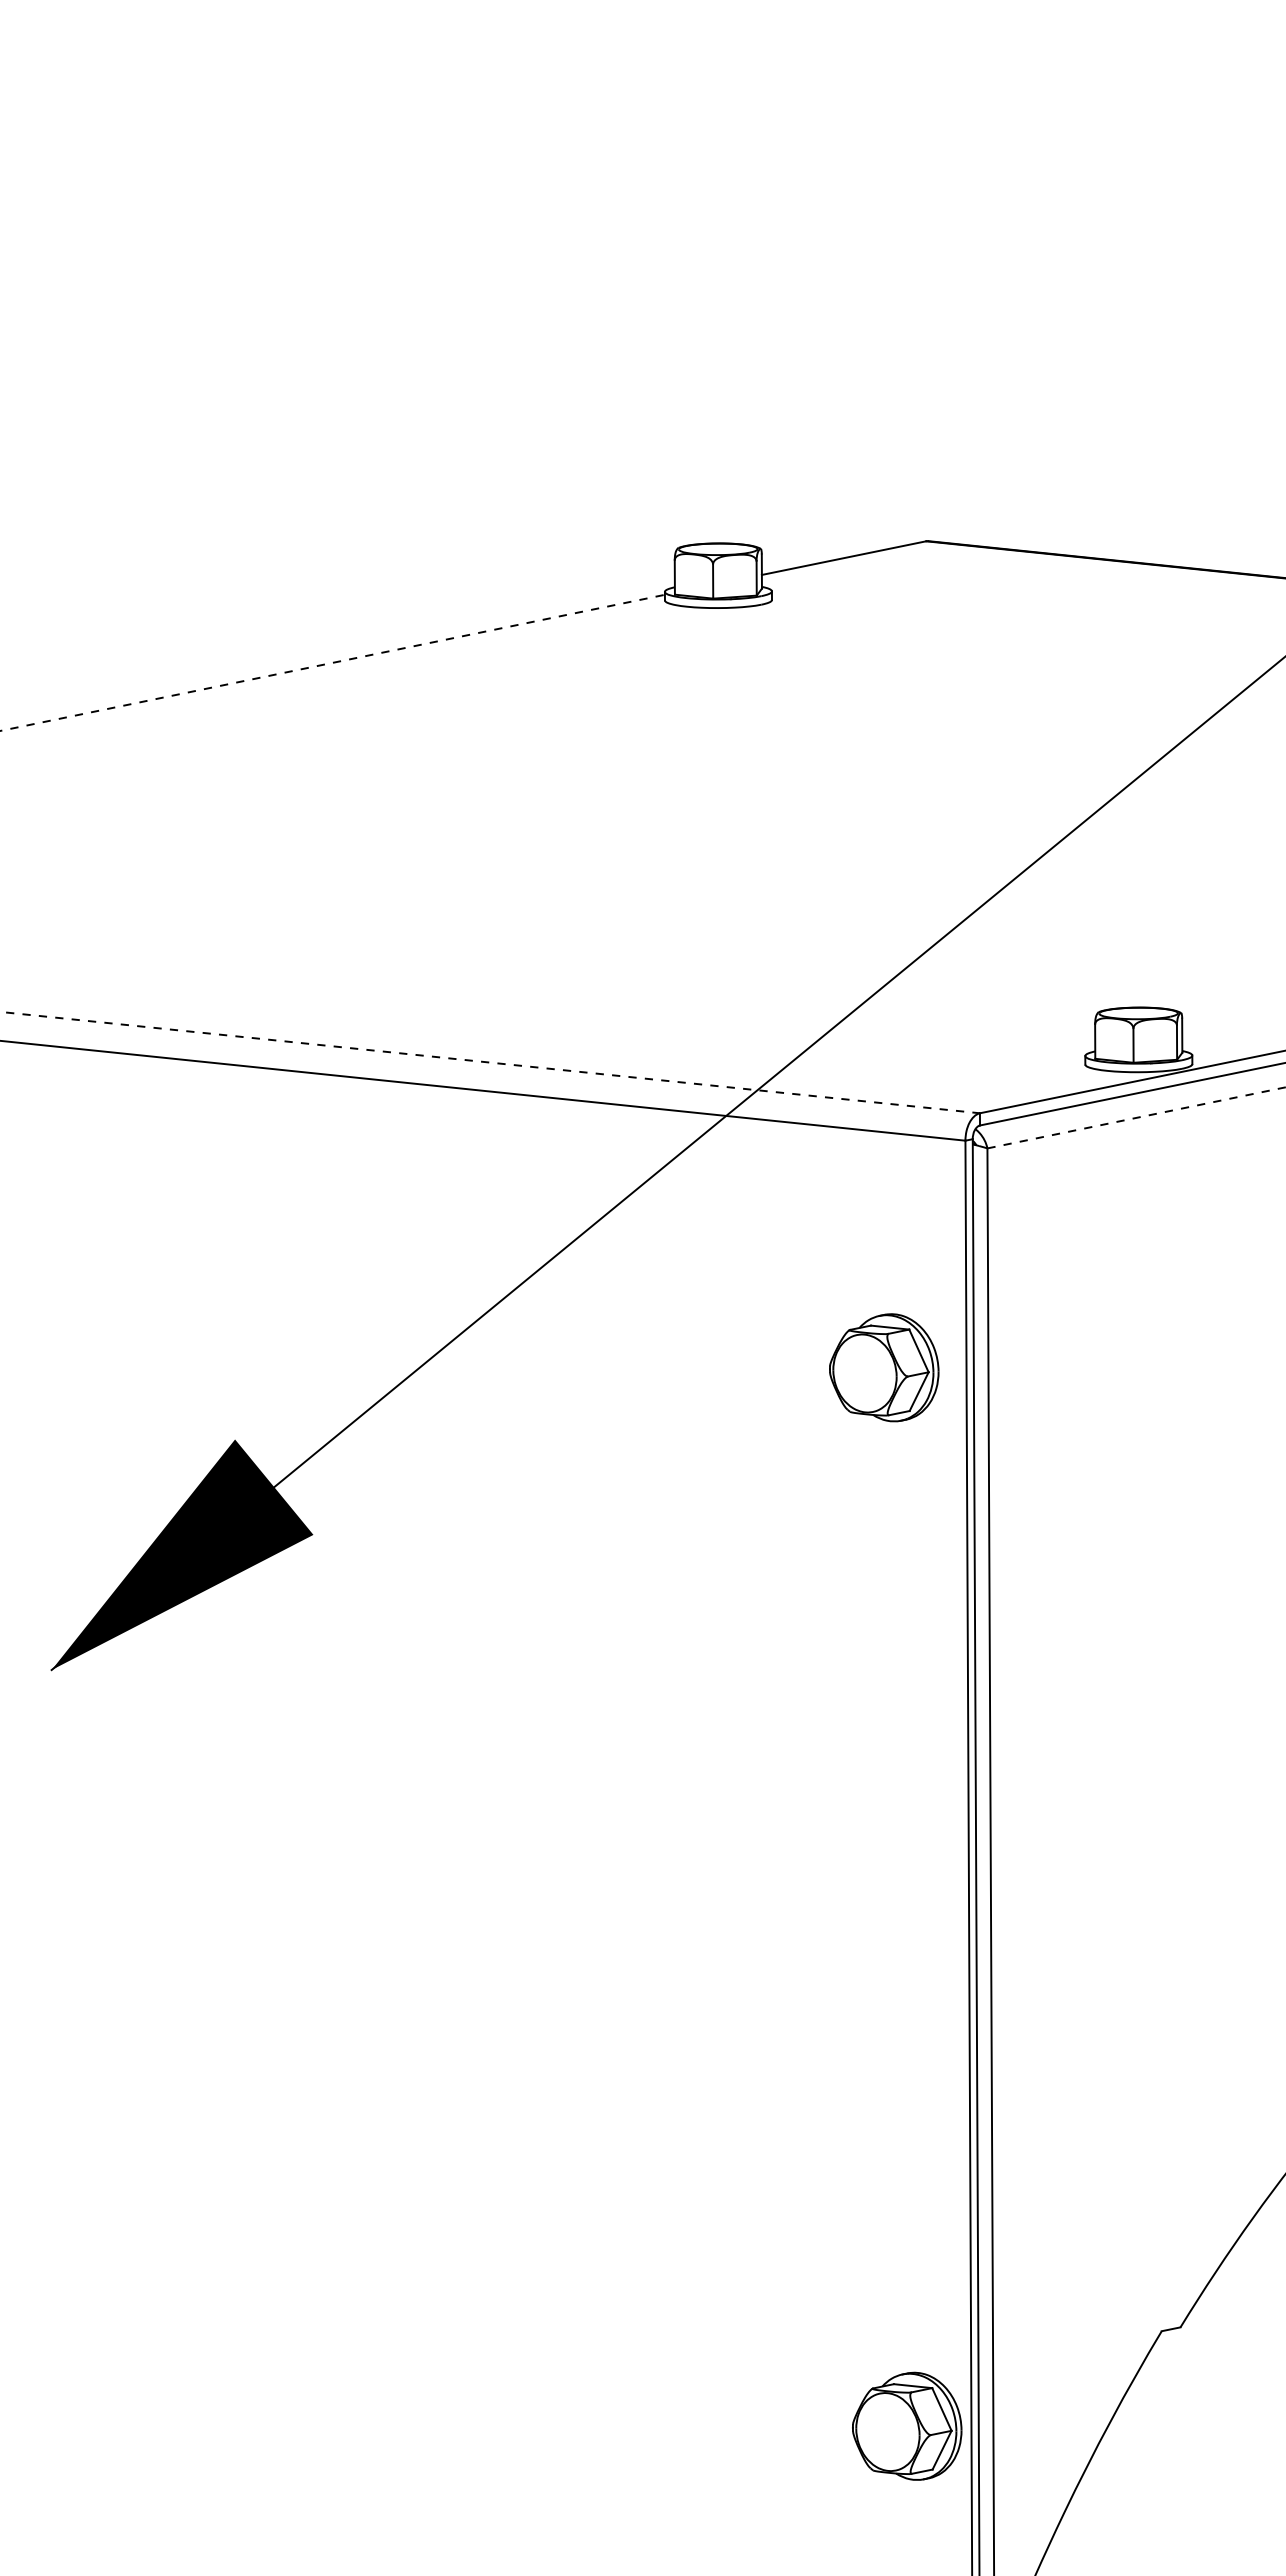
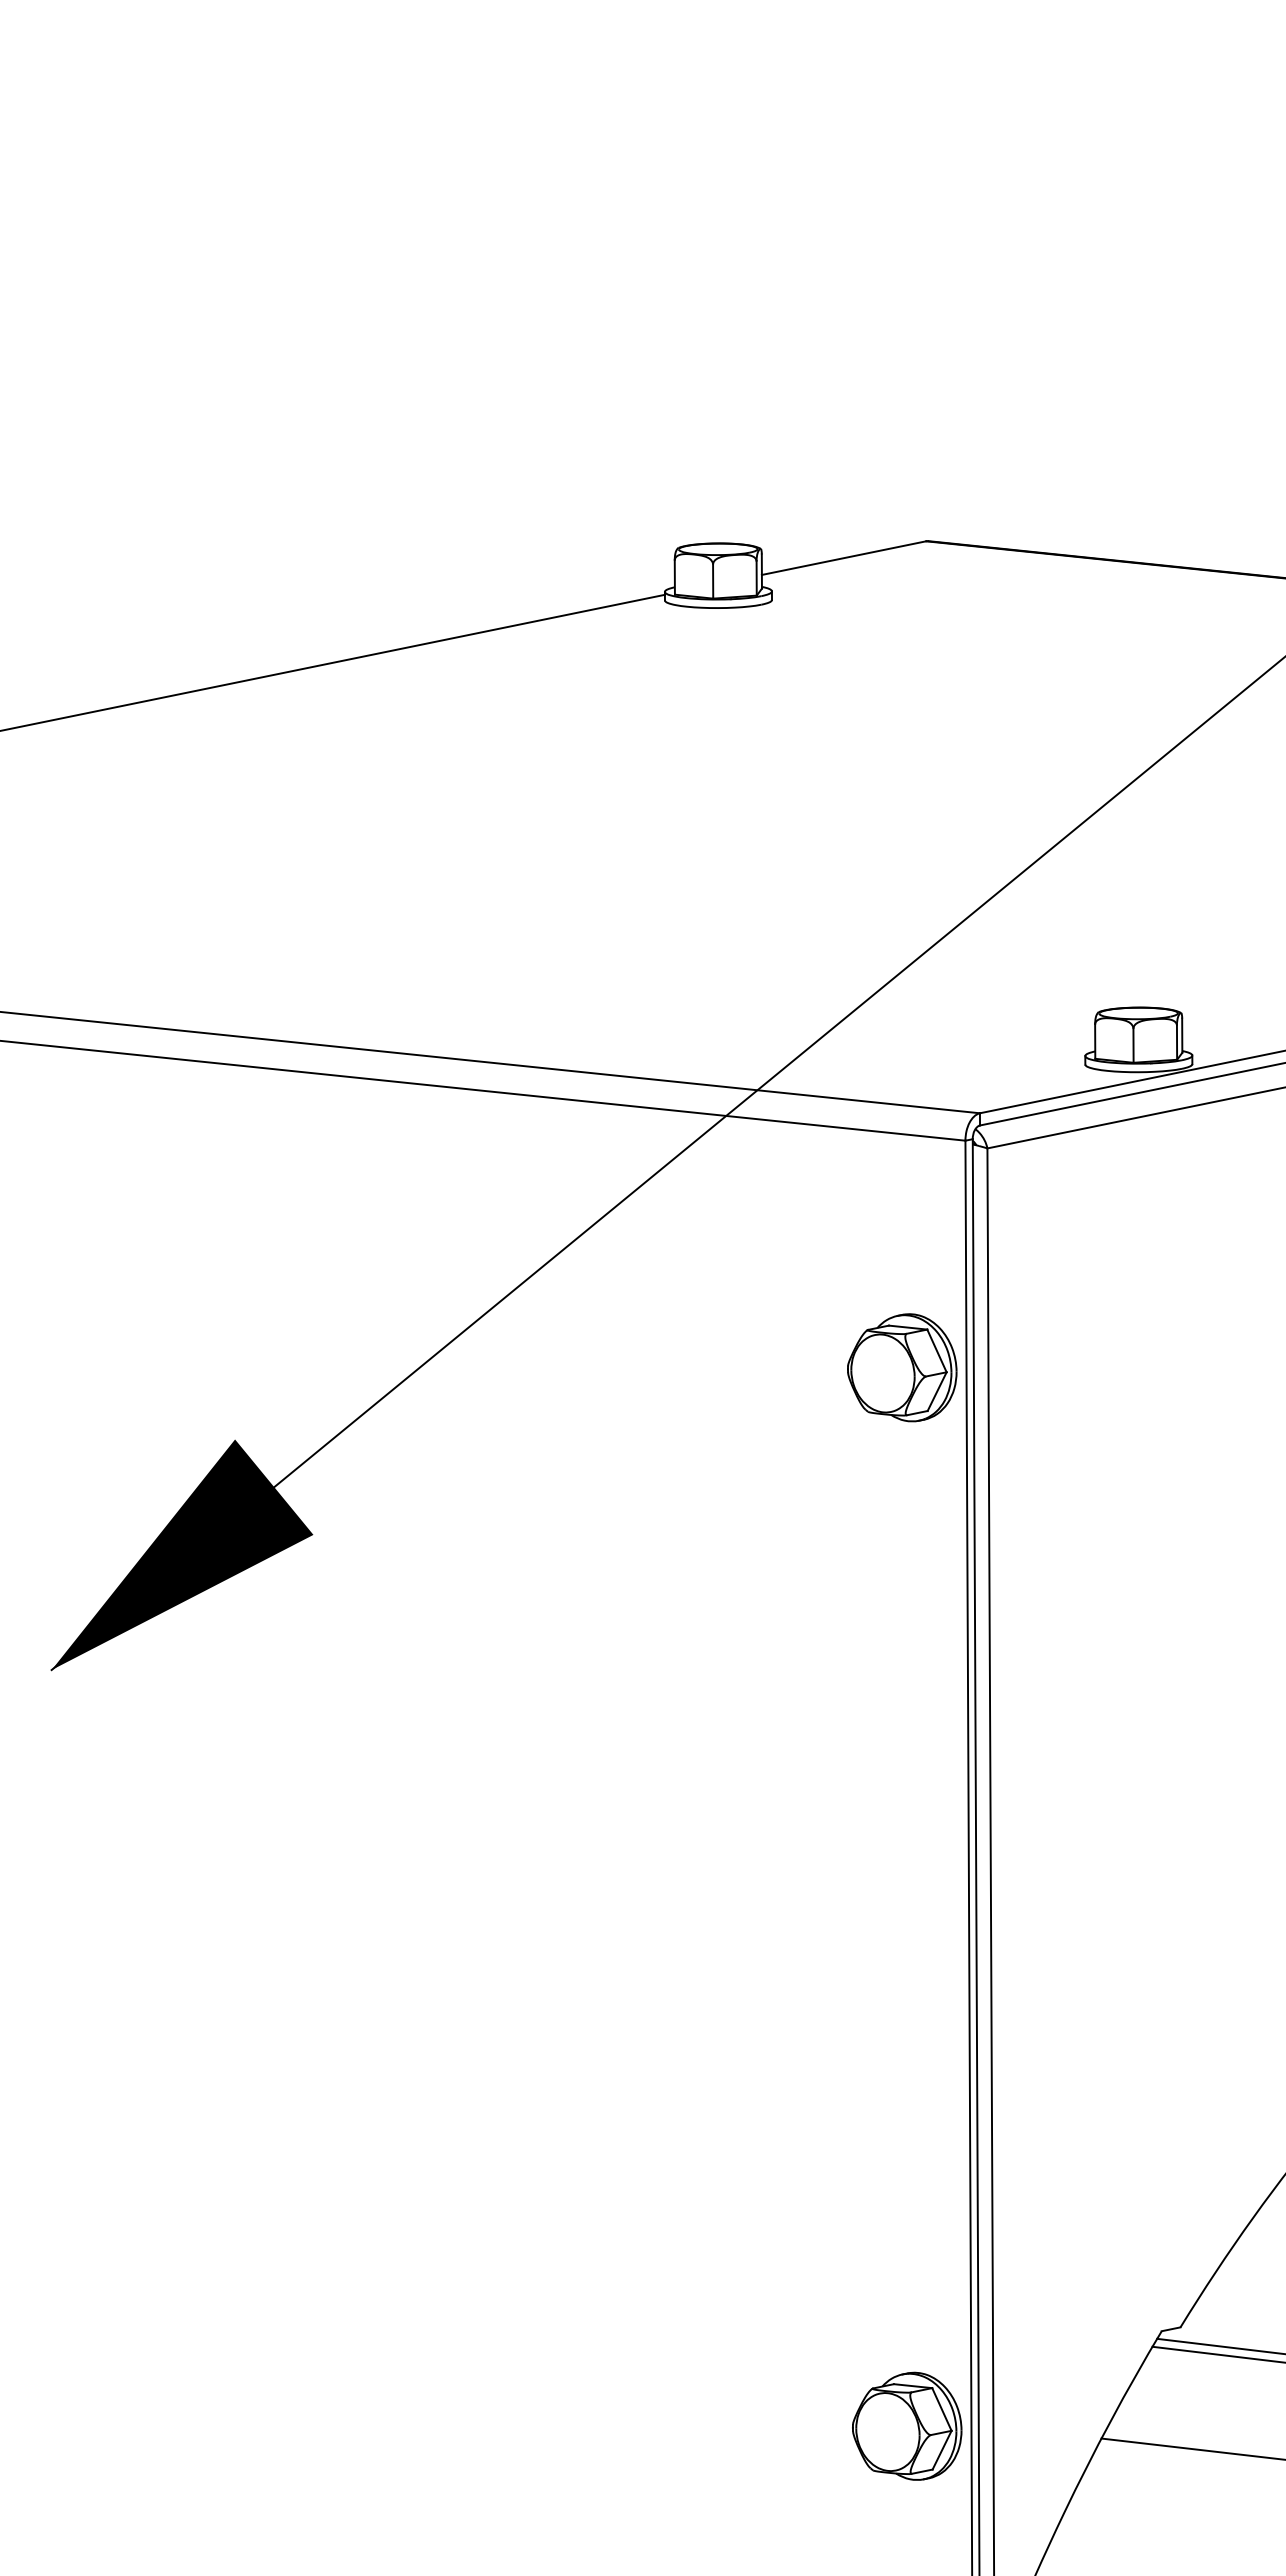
line: dashed -> solid (332, 662)
line: dashed -> solid (490, 1062)
line: dashed -> solid (1136, 1117)
part position: (884, 1367) -> (902, 1367) (902, 1367)
line: none -> present (1219, 2345)
line: none -> present (1217, 2354)
line: none -> present (1191, 2448)
